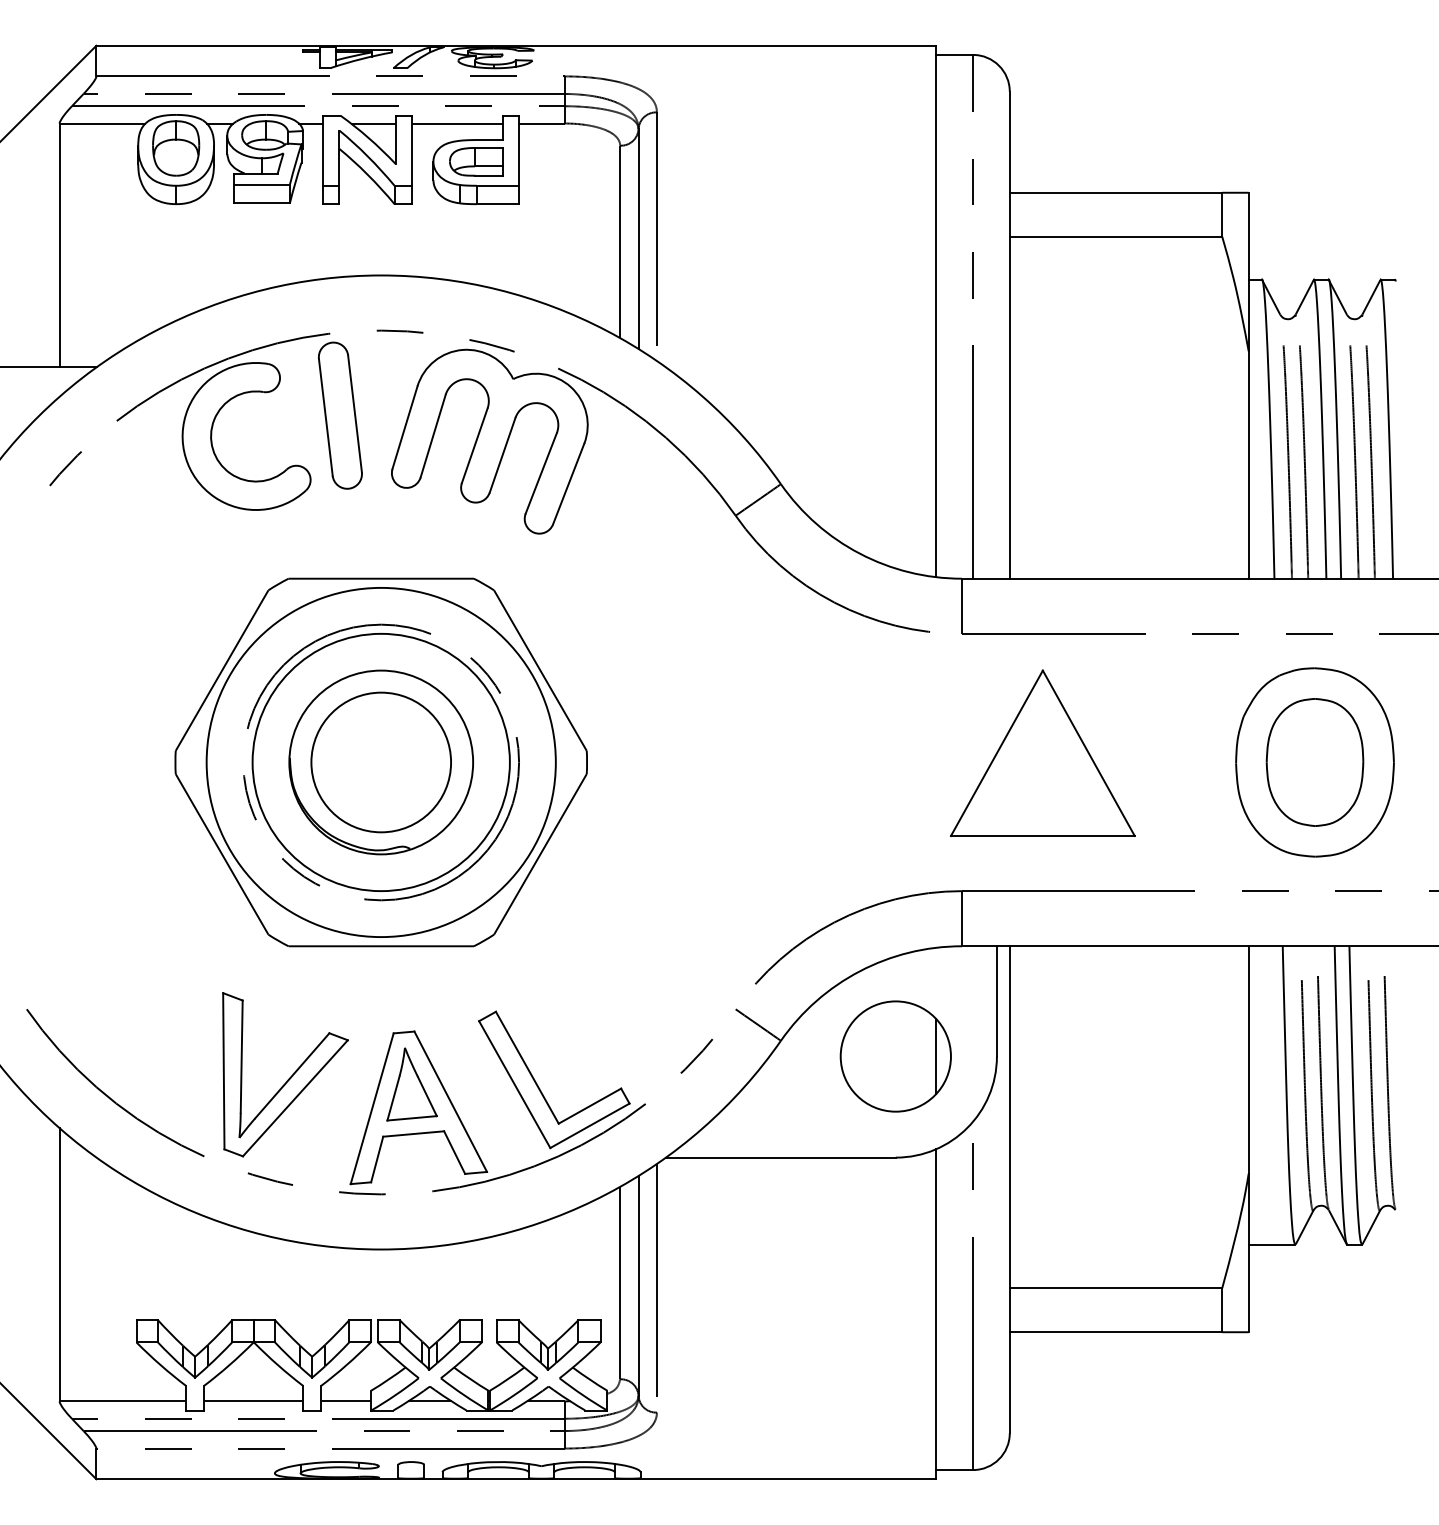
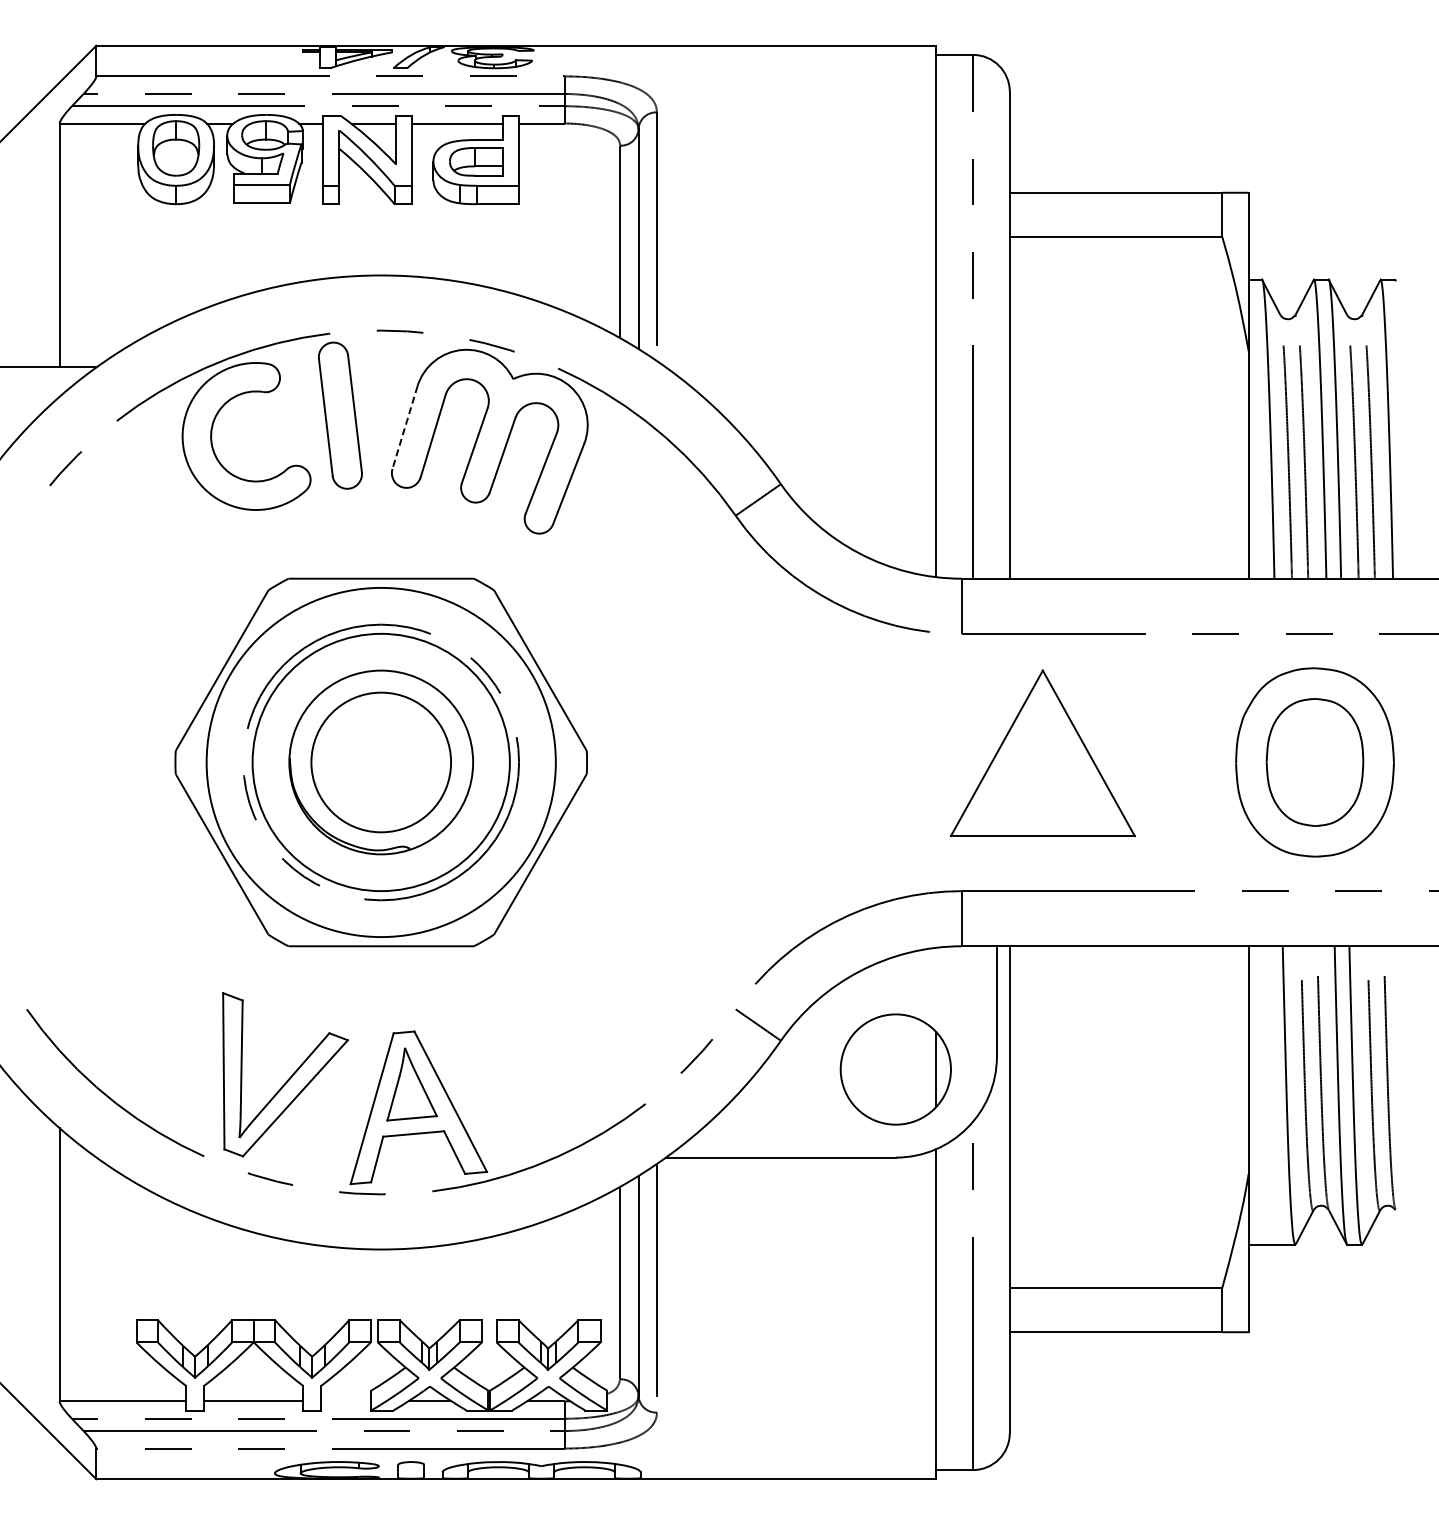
line: solid -> dashed (404, 428)
part position: (895, 1056) -> (895, 1069) (895, 1069)
part: present -> none (540, 1088)
line: present -> none (346, 1401)
